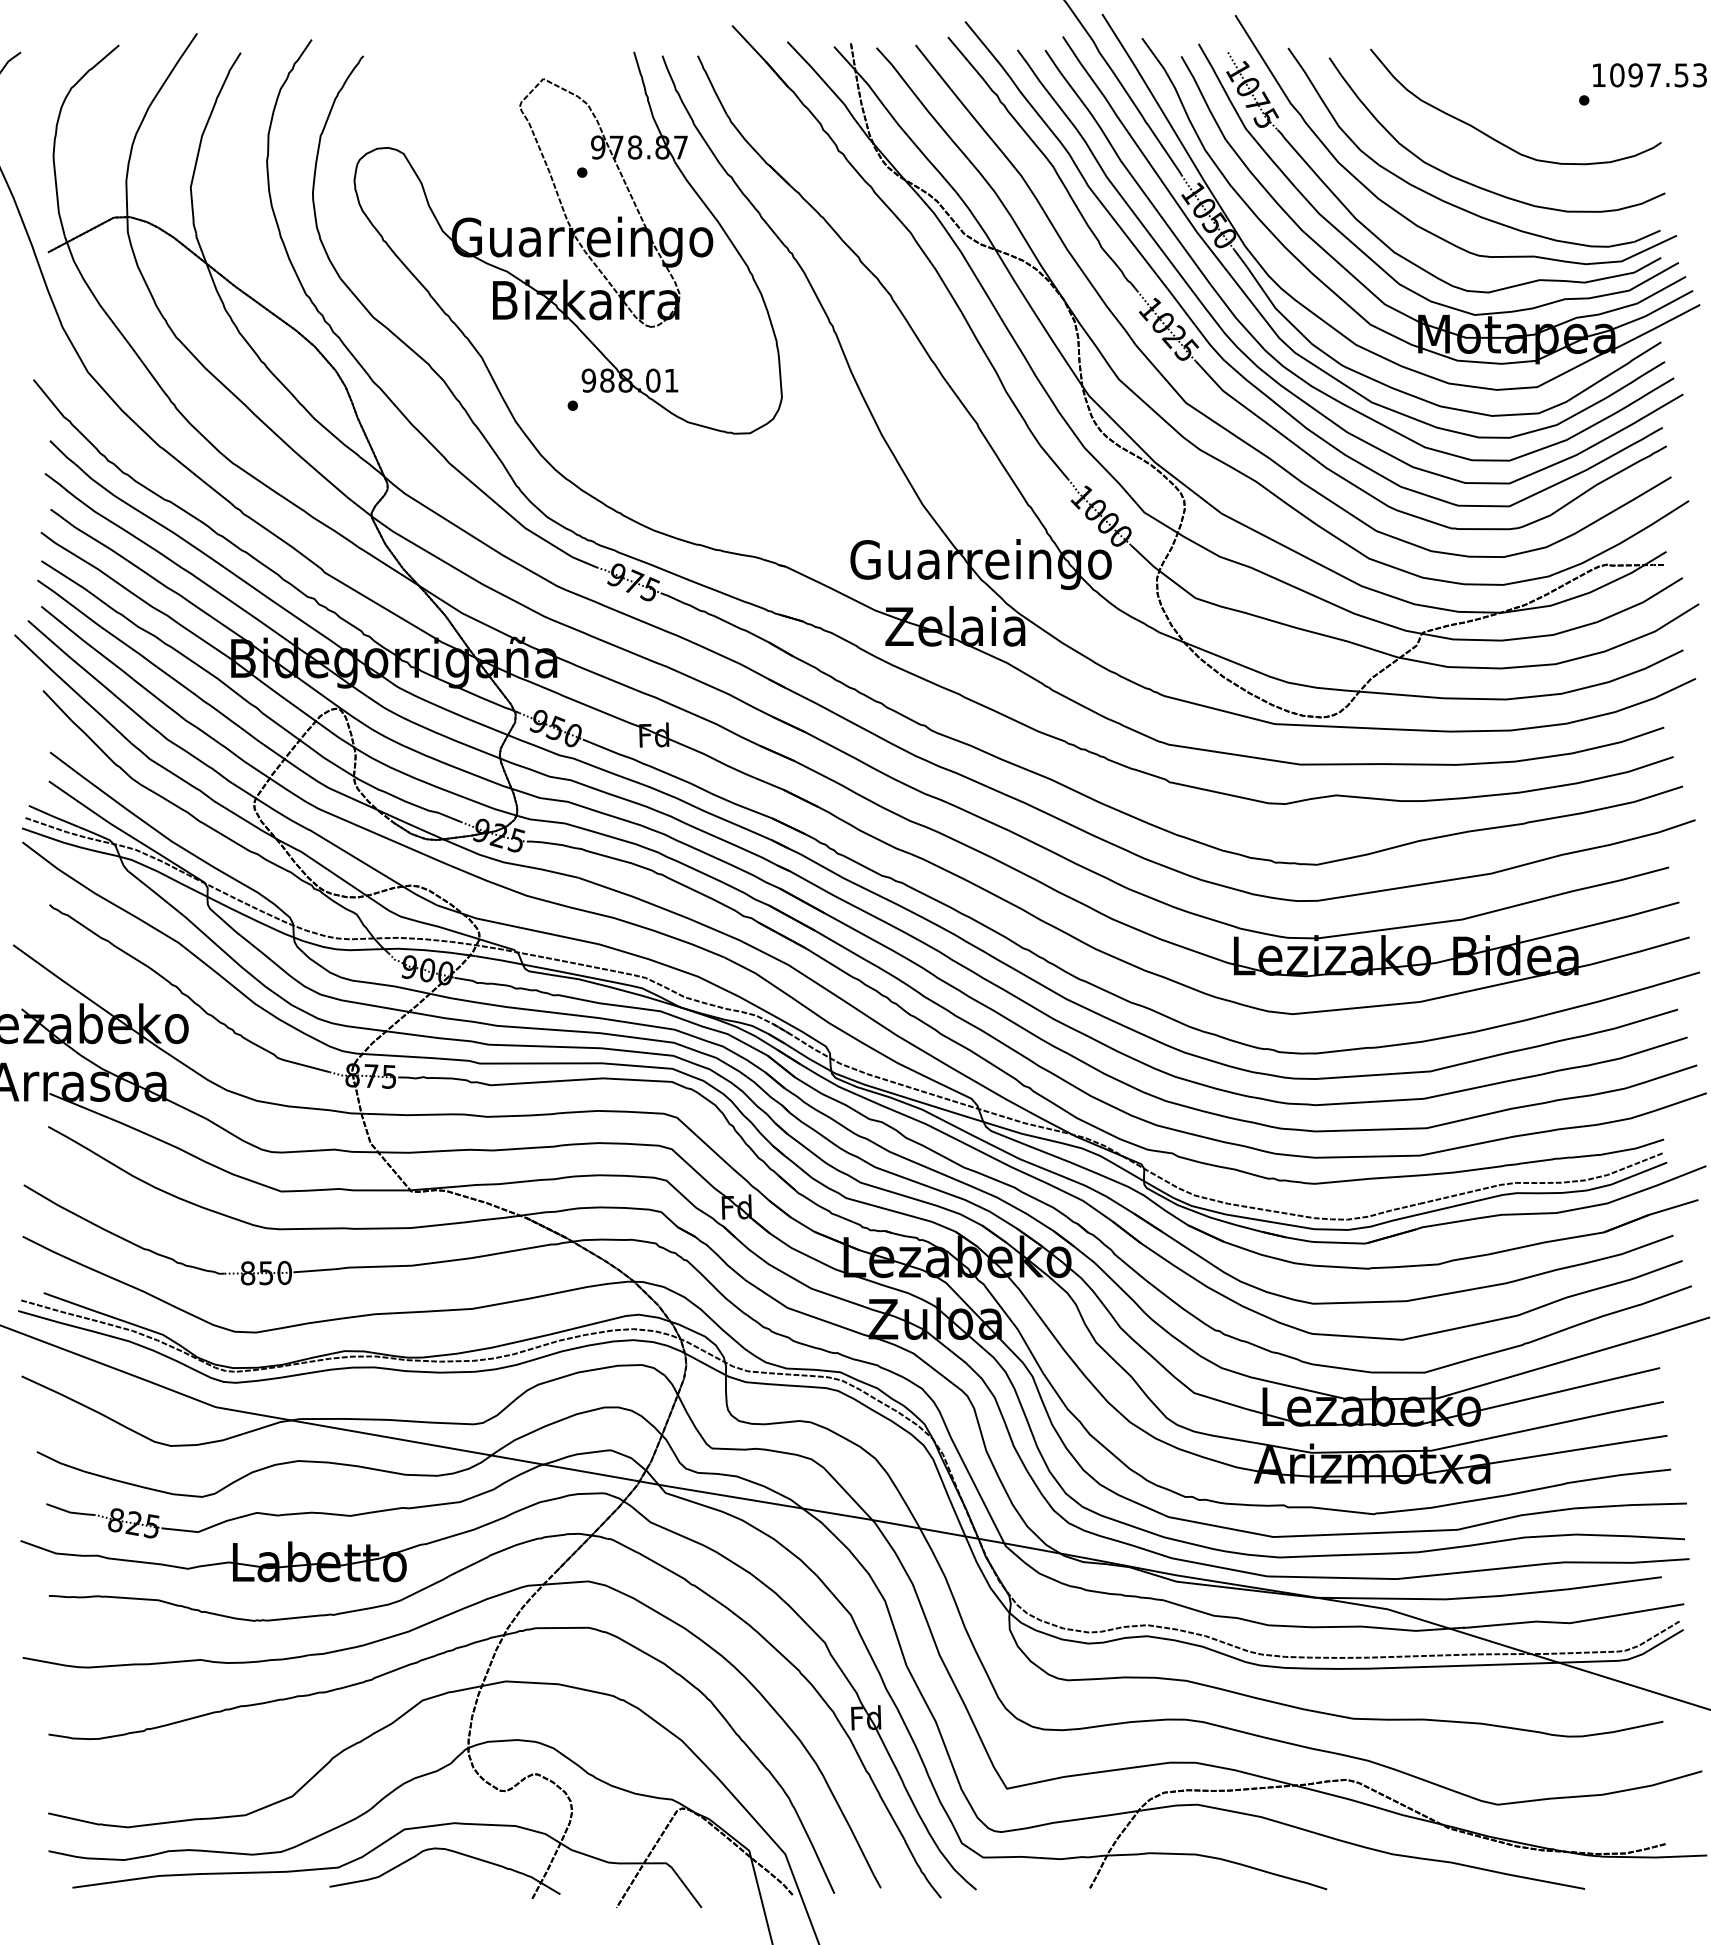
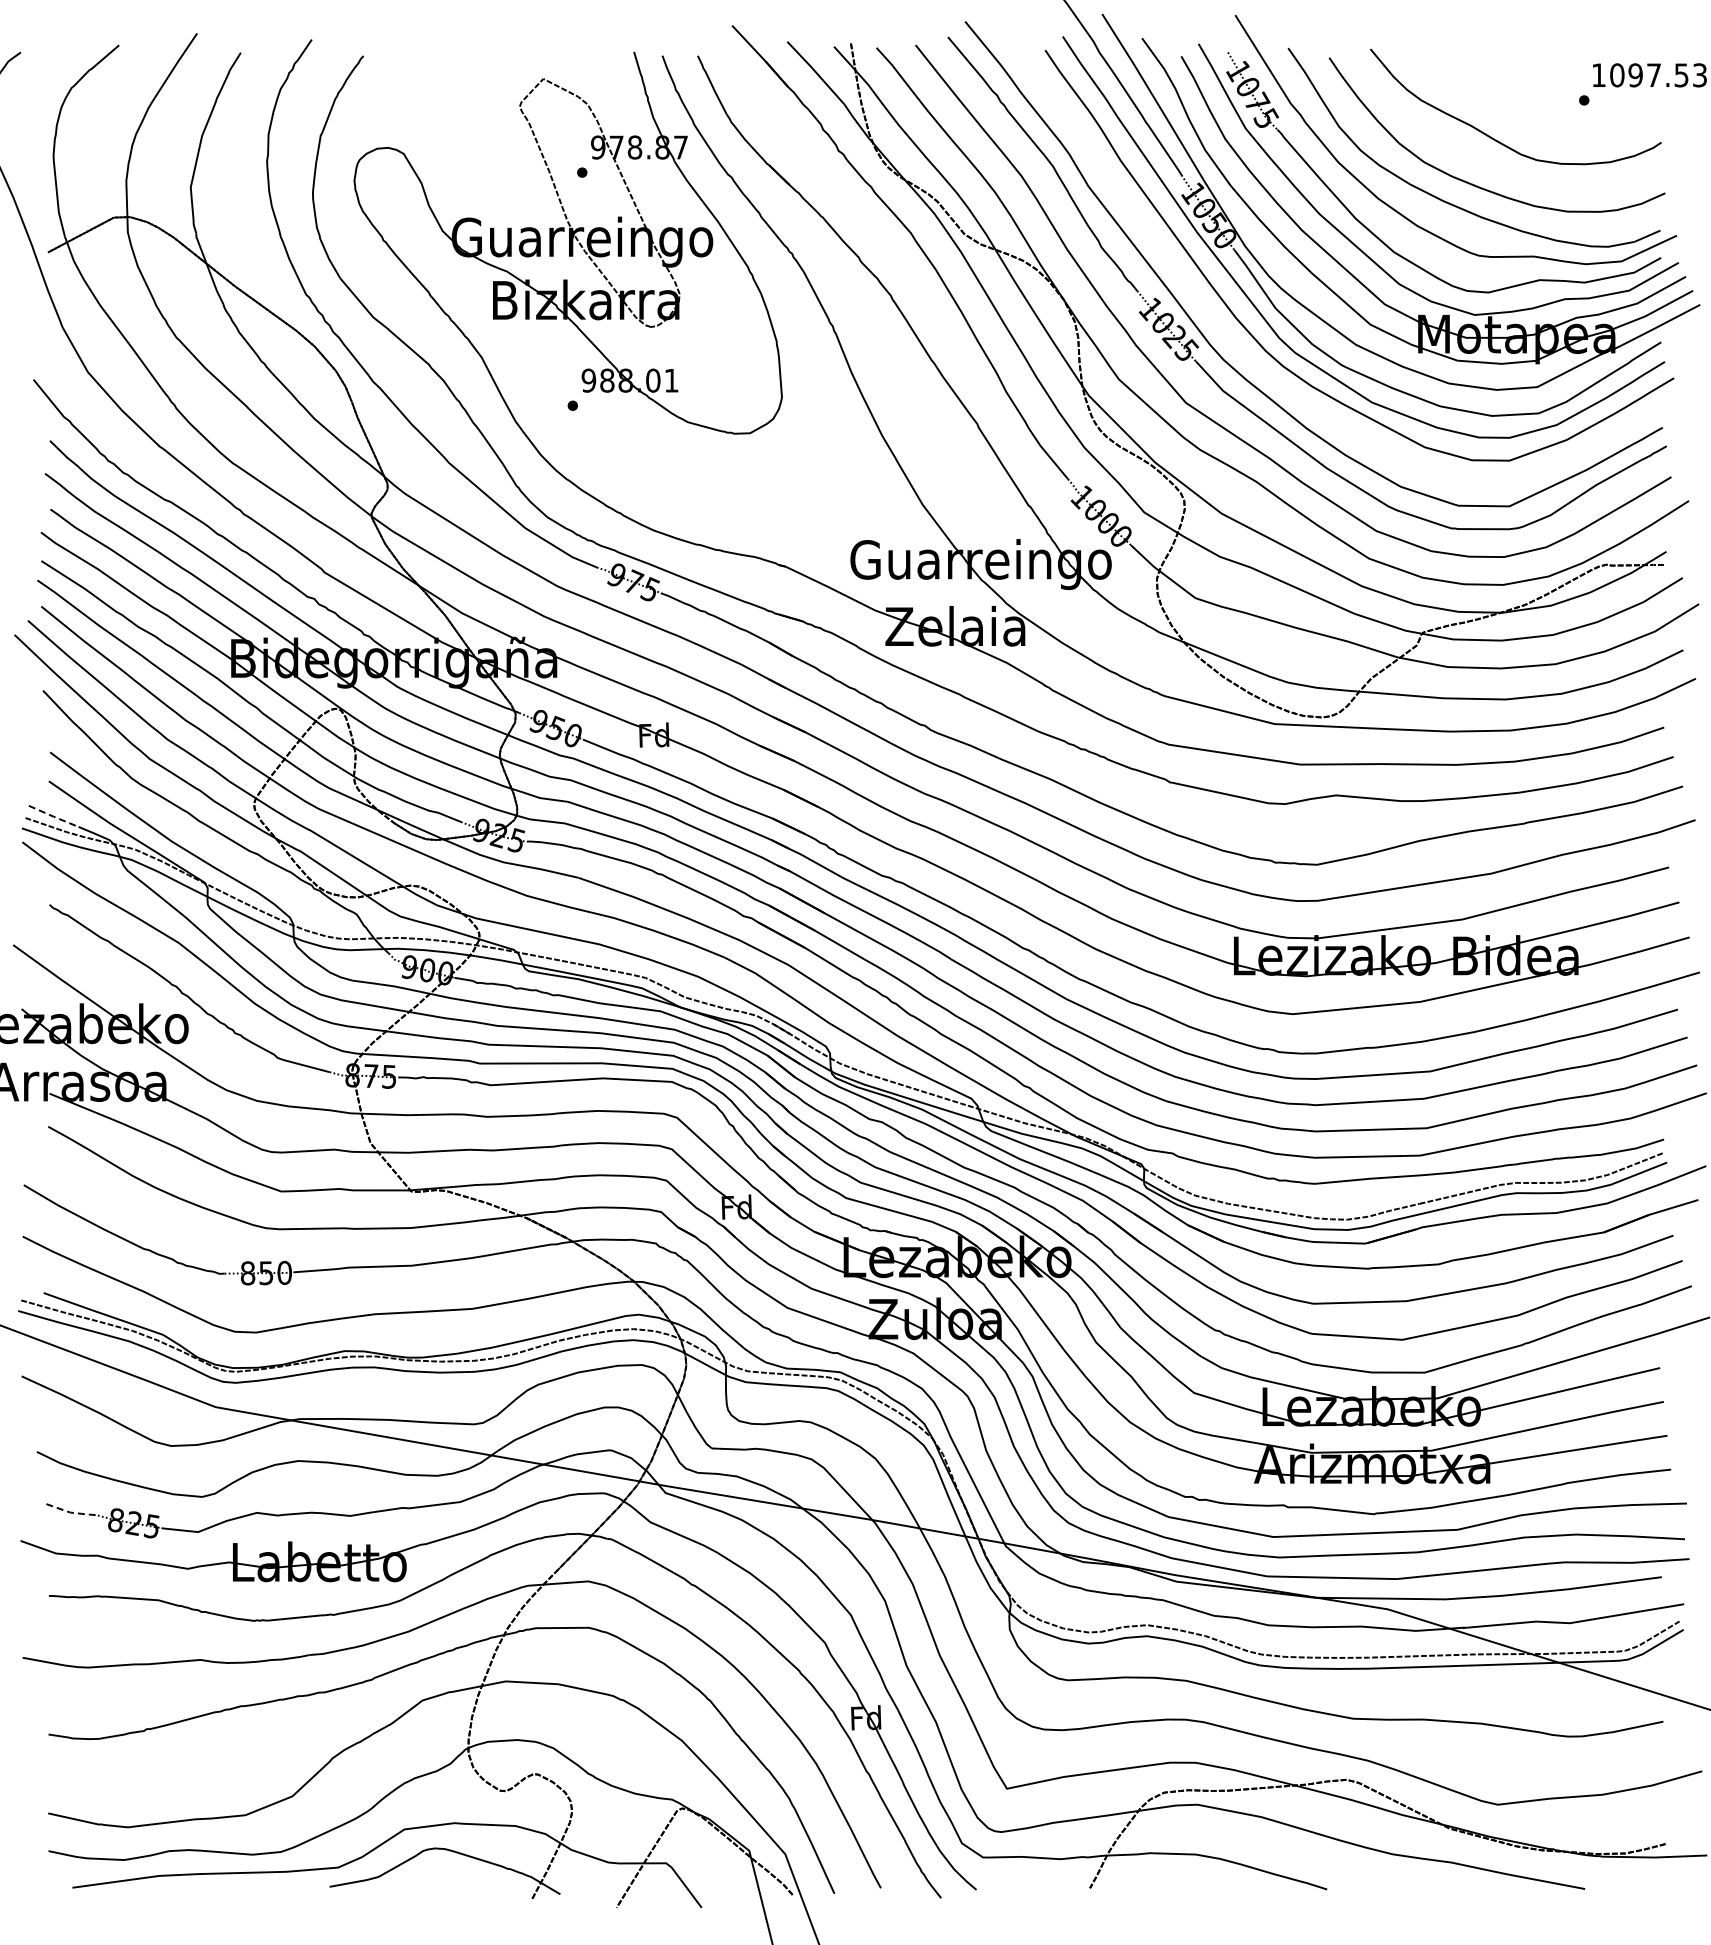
curve: present -> none (1265, 371)
line: solid -> dashed (53, 816)
line: solid -> dashed (70, 1512)
